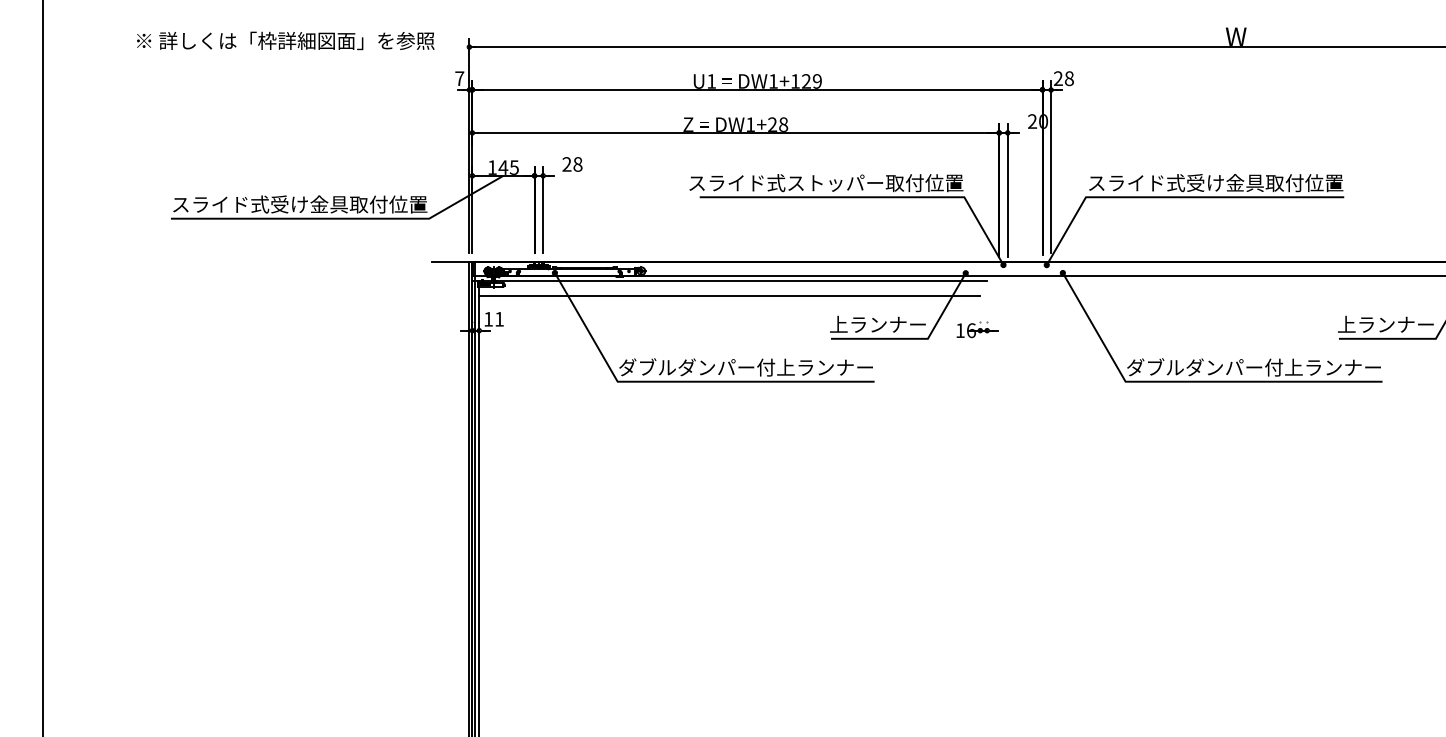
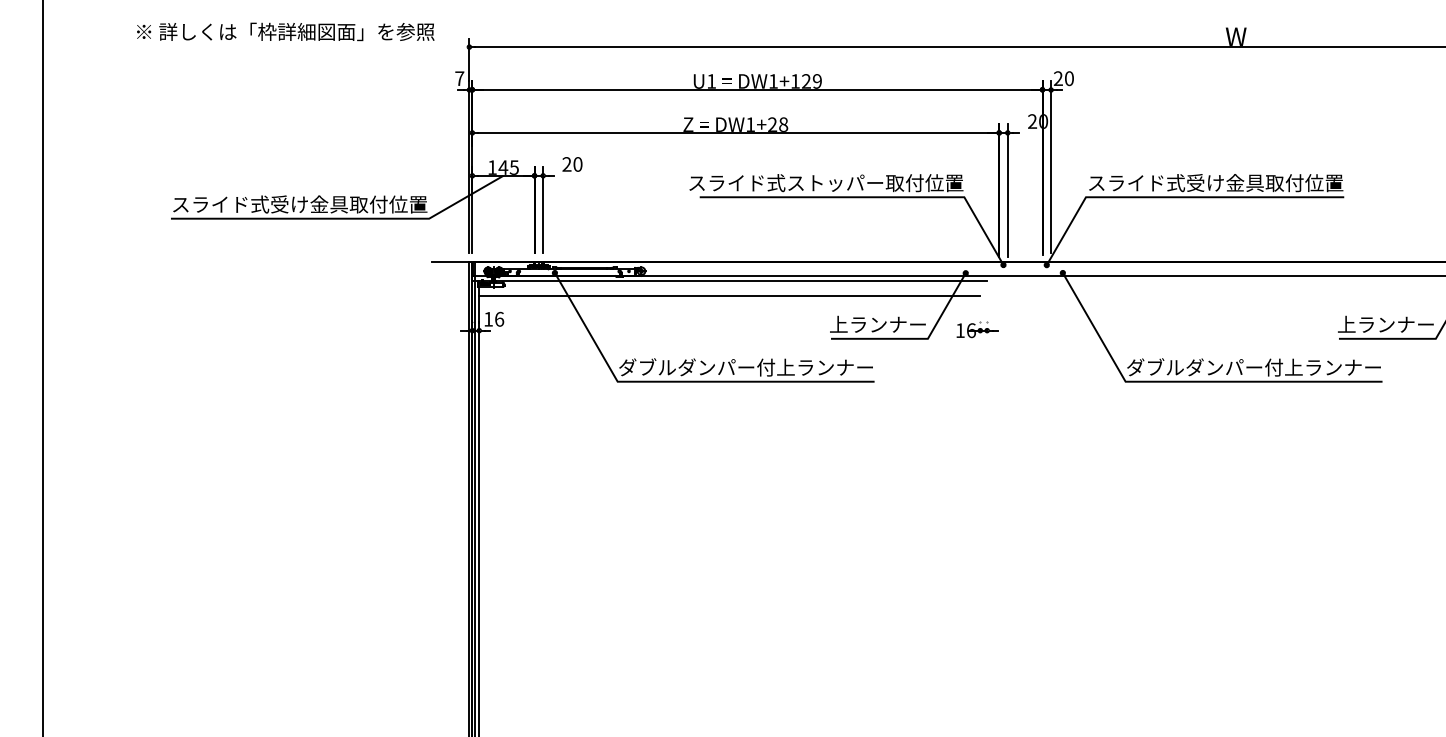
text position: (285, 40) -> (285, 31) (285, 31)
text: 28 -> 20 (1069, 78)
text: 28 -> 20 (577, 164)
text: 11 -> 16 (499, 318)
